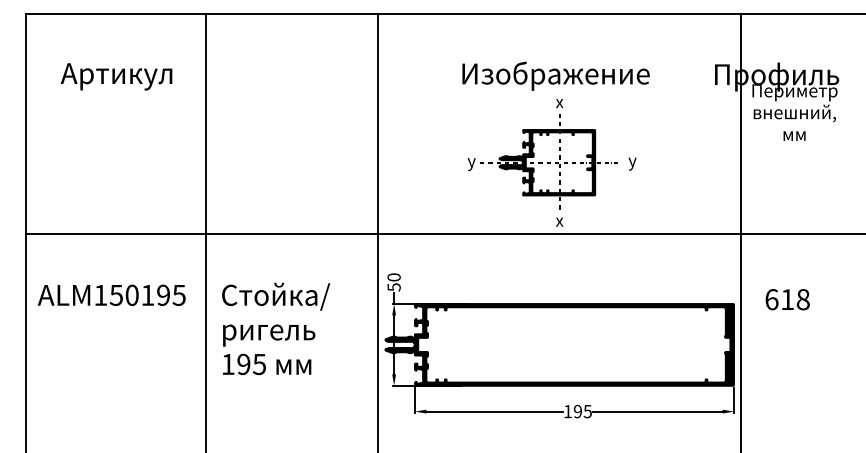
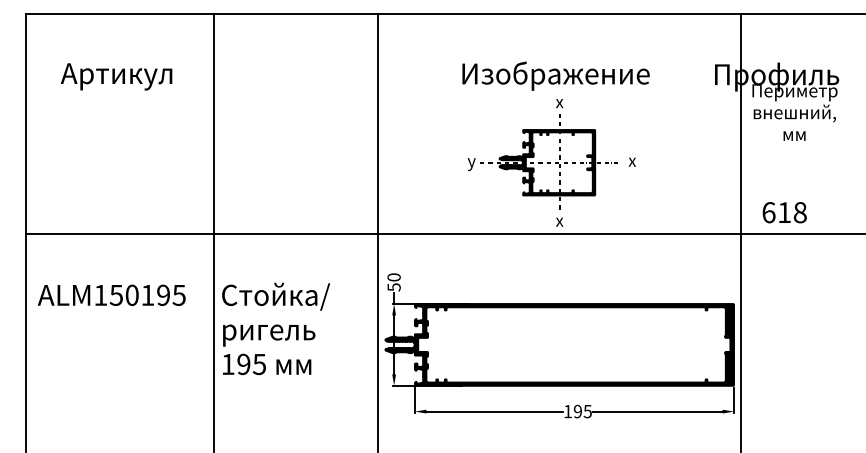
text: y -> x (632, 163)
line position: (205, 231) -> (213, 231) (213, 231)
text position: (787, 299) -> (784, 212) (784, 212)
